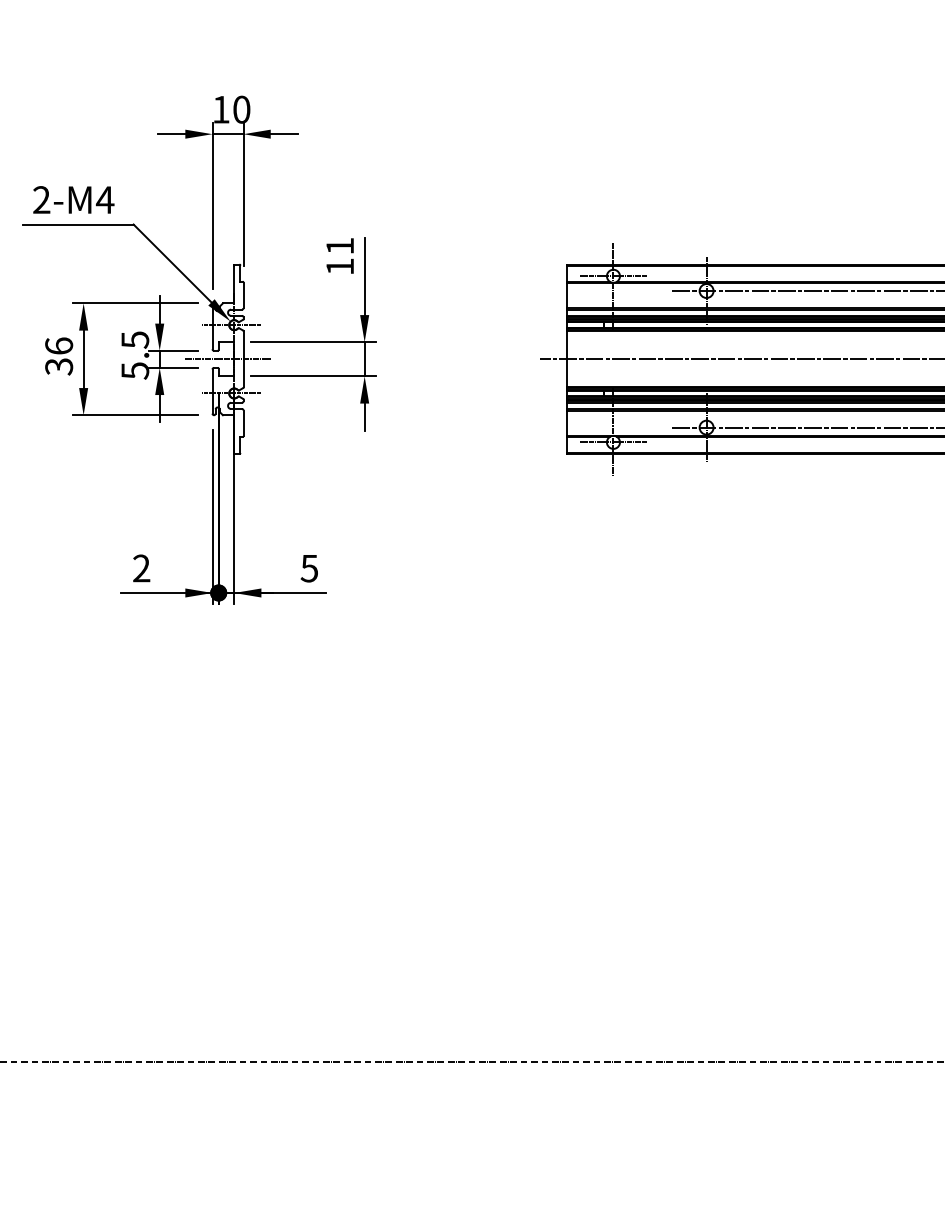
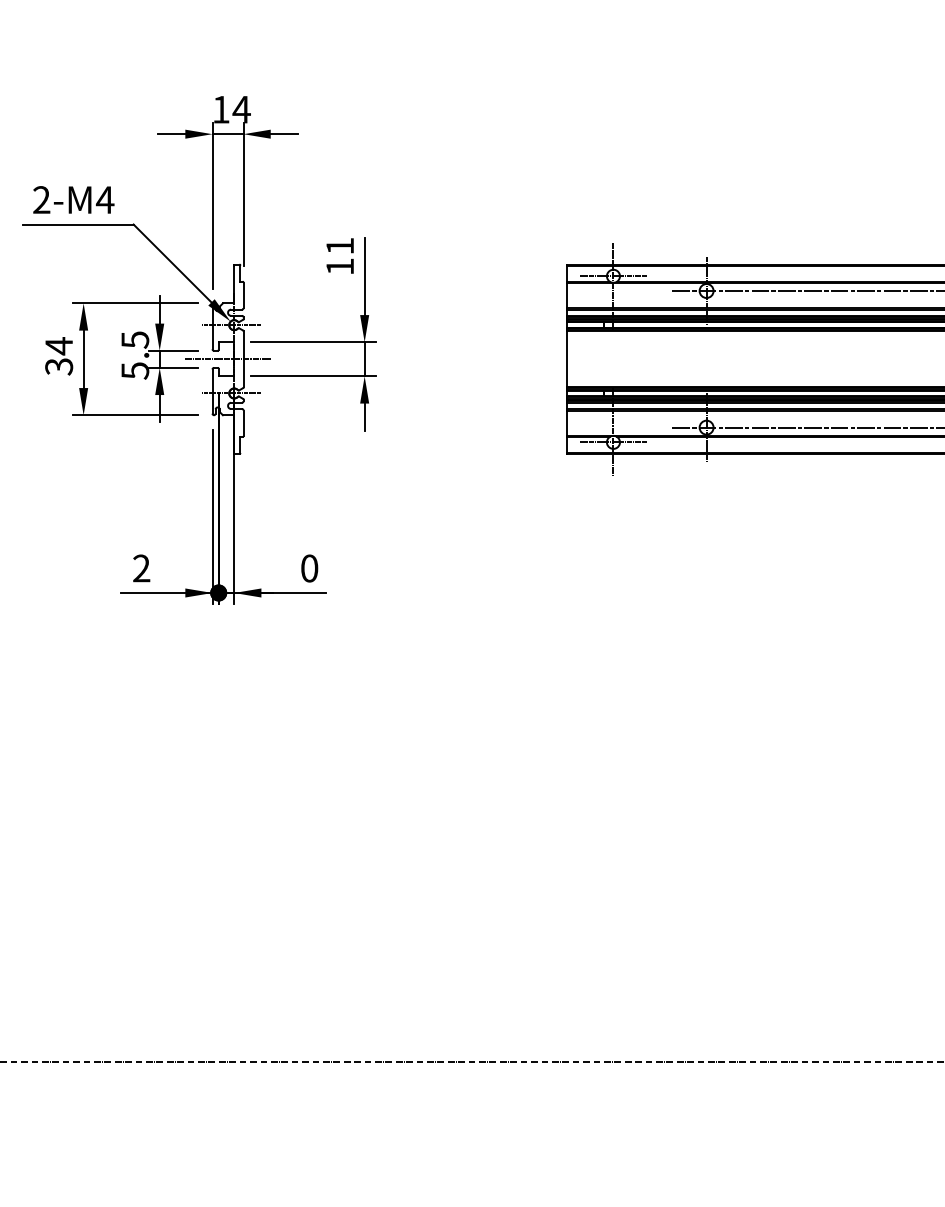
text: 10 -> 14 (241, 109)
text: 36 -> 34 (59, 346)
line: present -> none (740, 359)
text: 5 -> 0 (309, 568)
